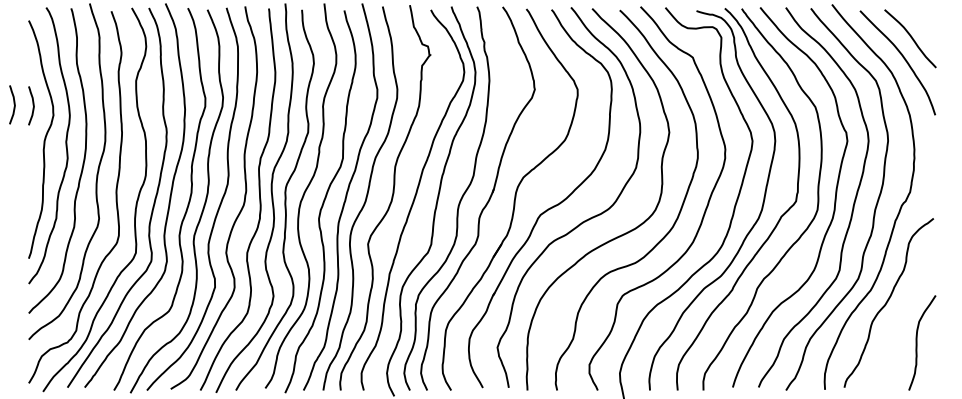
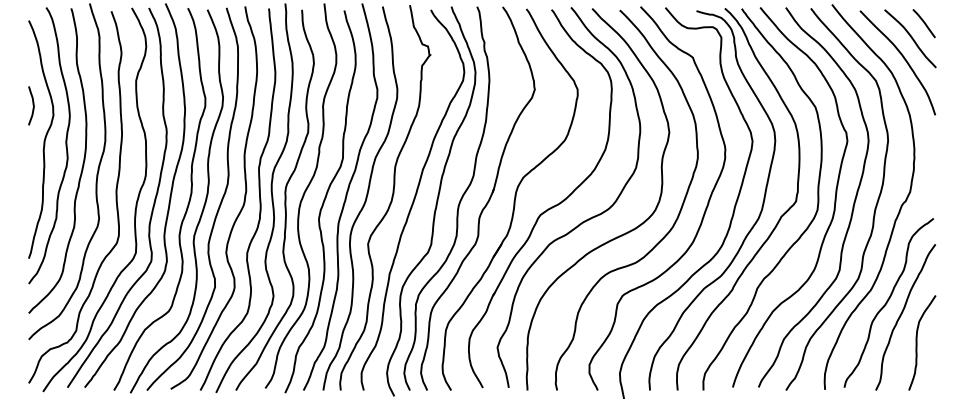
line: none -> present (923, 23)
curve: present -> none (13, 104)
curve: none -> present (901, 316)
